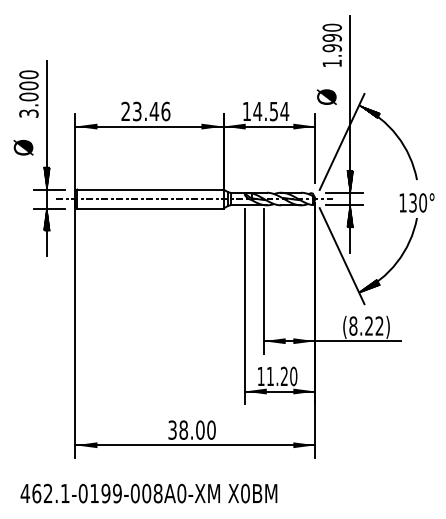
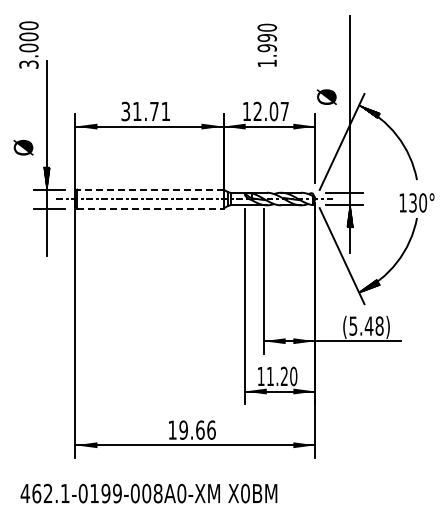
text position: (331, 44) -> (266, 44) (266, 44)
text position: (28, 93) -> (28, 44) (28, 44)
text: 23.46 -> 31.71 (145, 111)
text: 14.54 -> 12.07 (271, 111)
hatch: present -> none (350, 181)
line: solid -> dashed (149, 189)
line: solid -> dashed (150, 208)
hatch: present -> none (46, 219)
text: (8.22) -> (5.48) (366, 325)
text: 38.00 -> 19.66 (191, 429)
